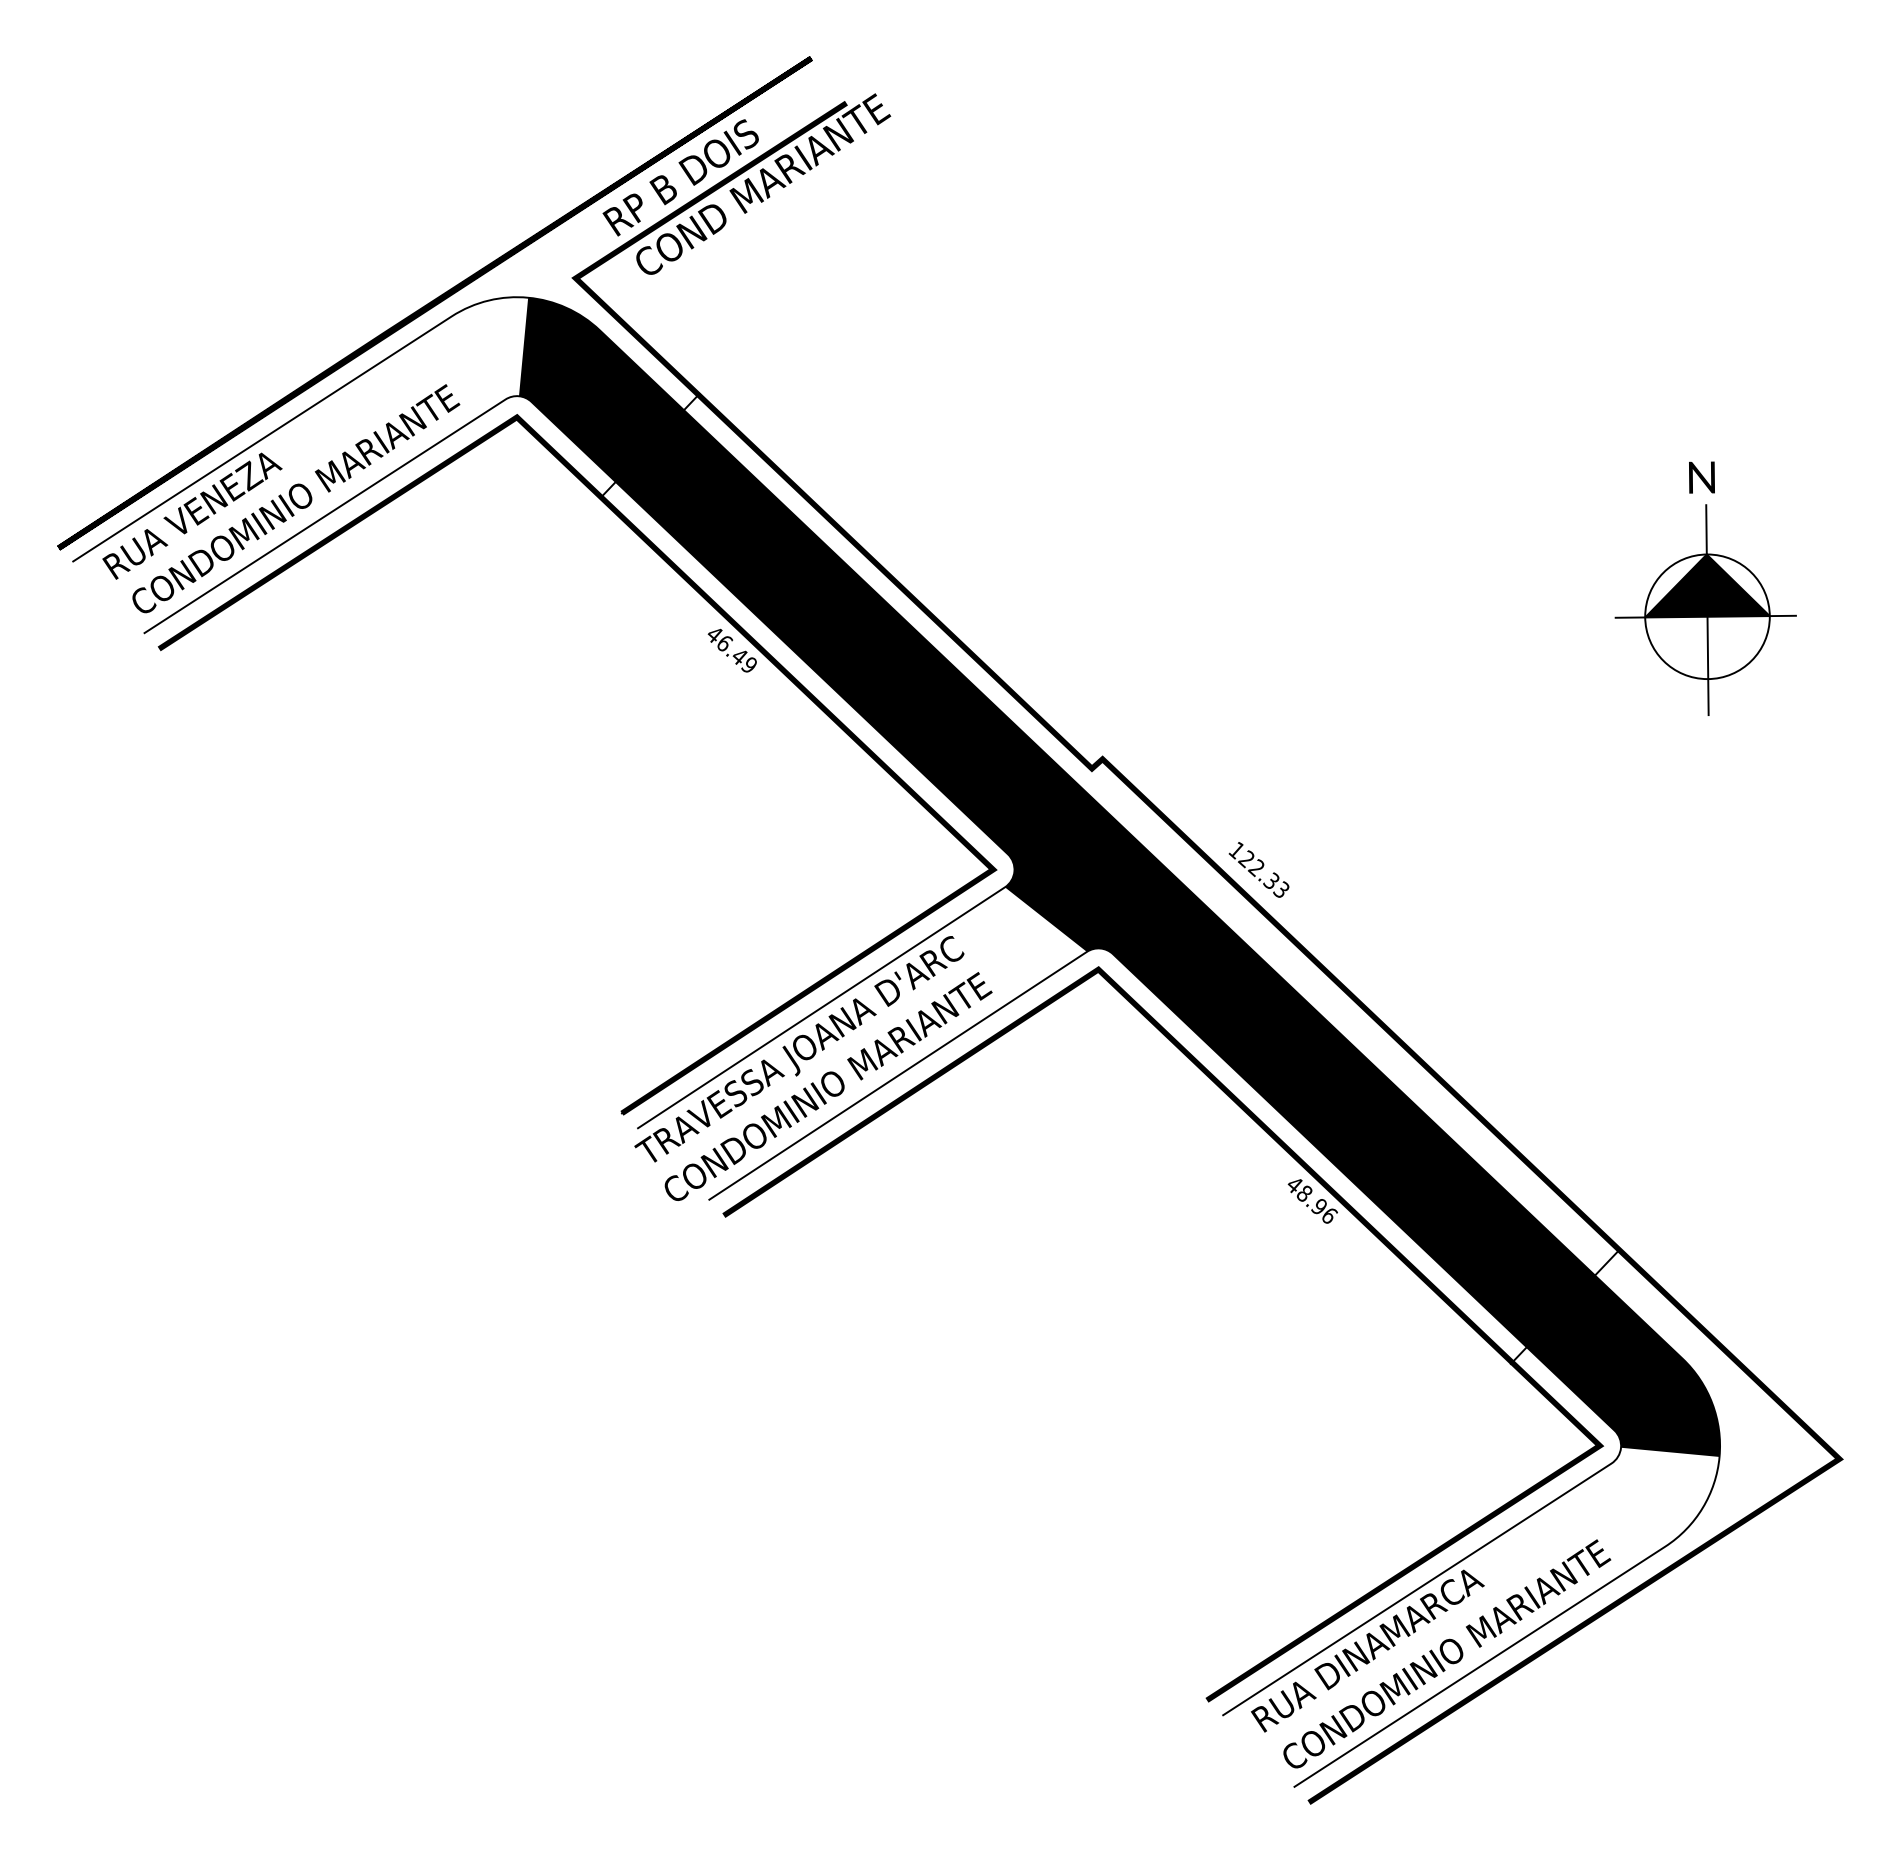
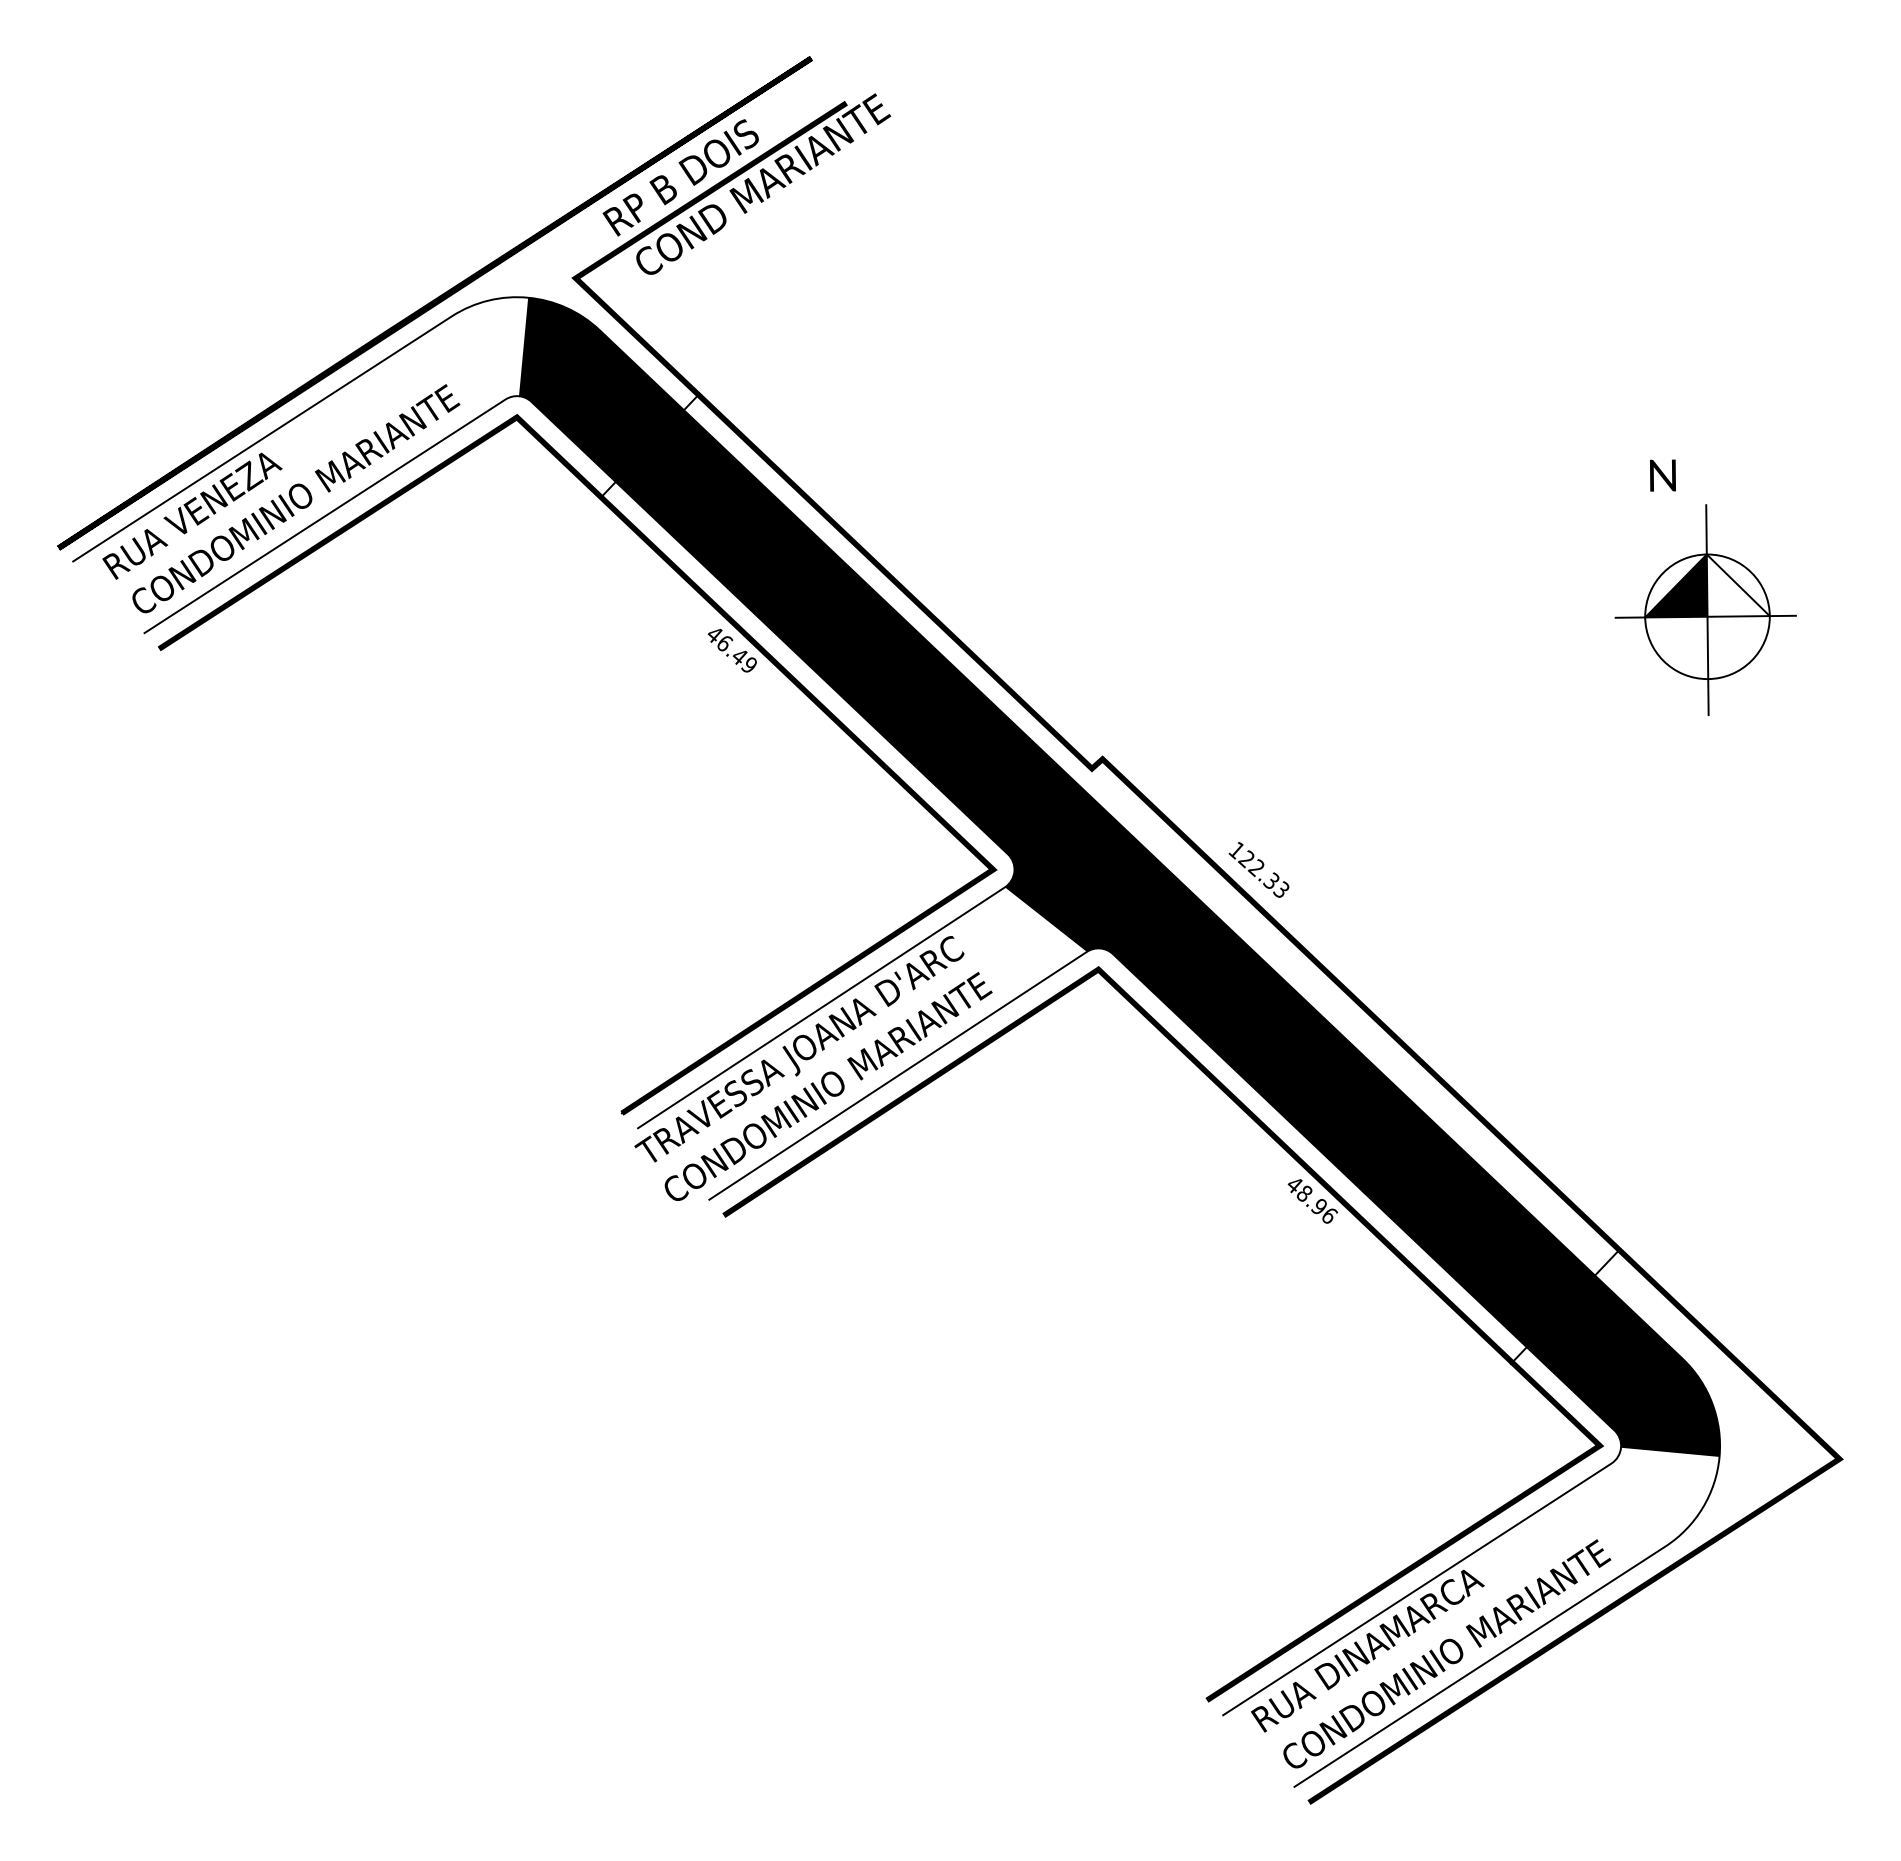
text position: (1701, 477) -> (1662, 475) (1662, 475)
fill: present -> none (1737, 585)
